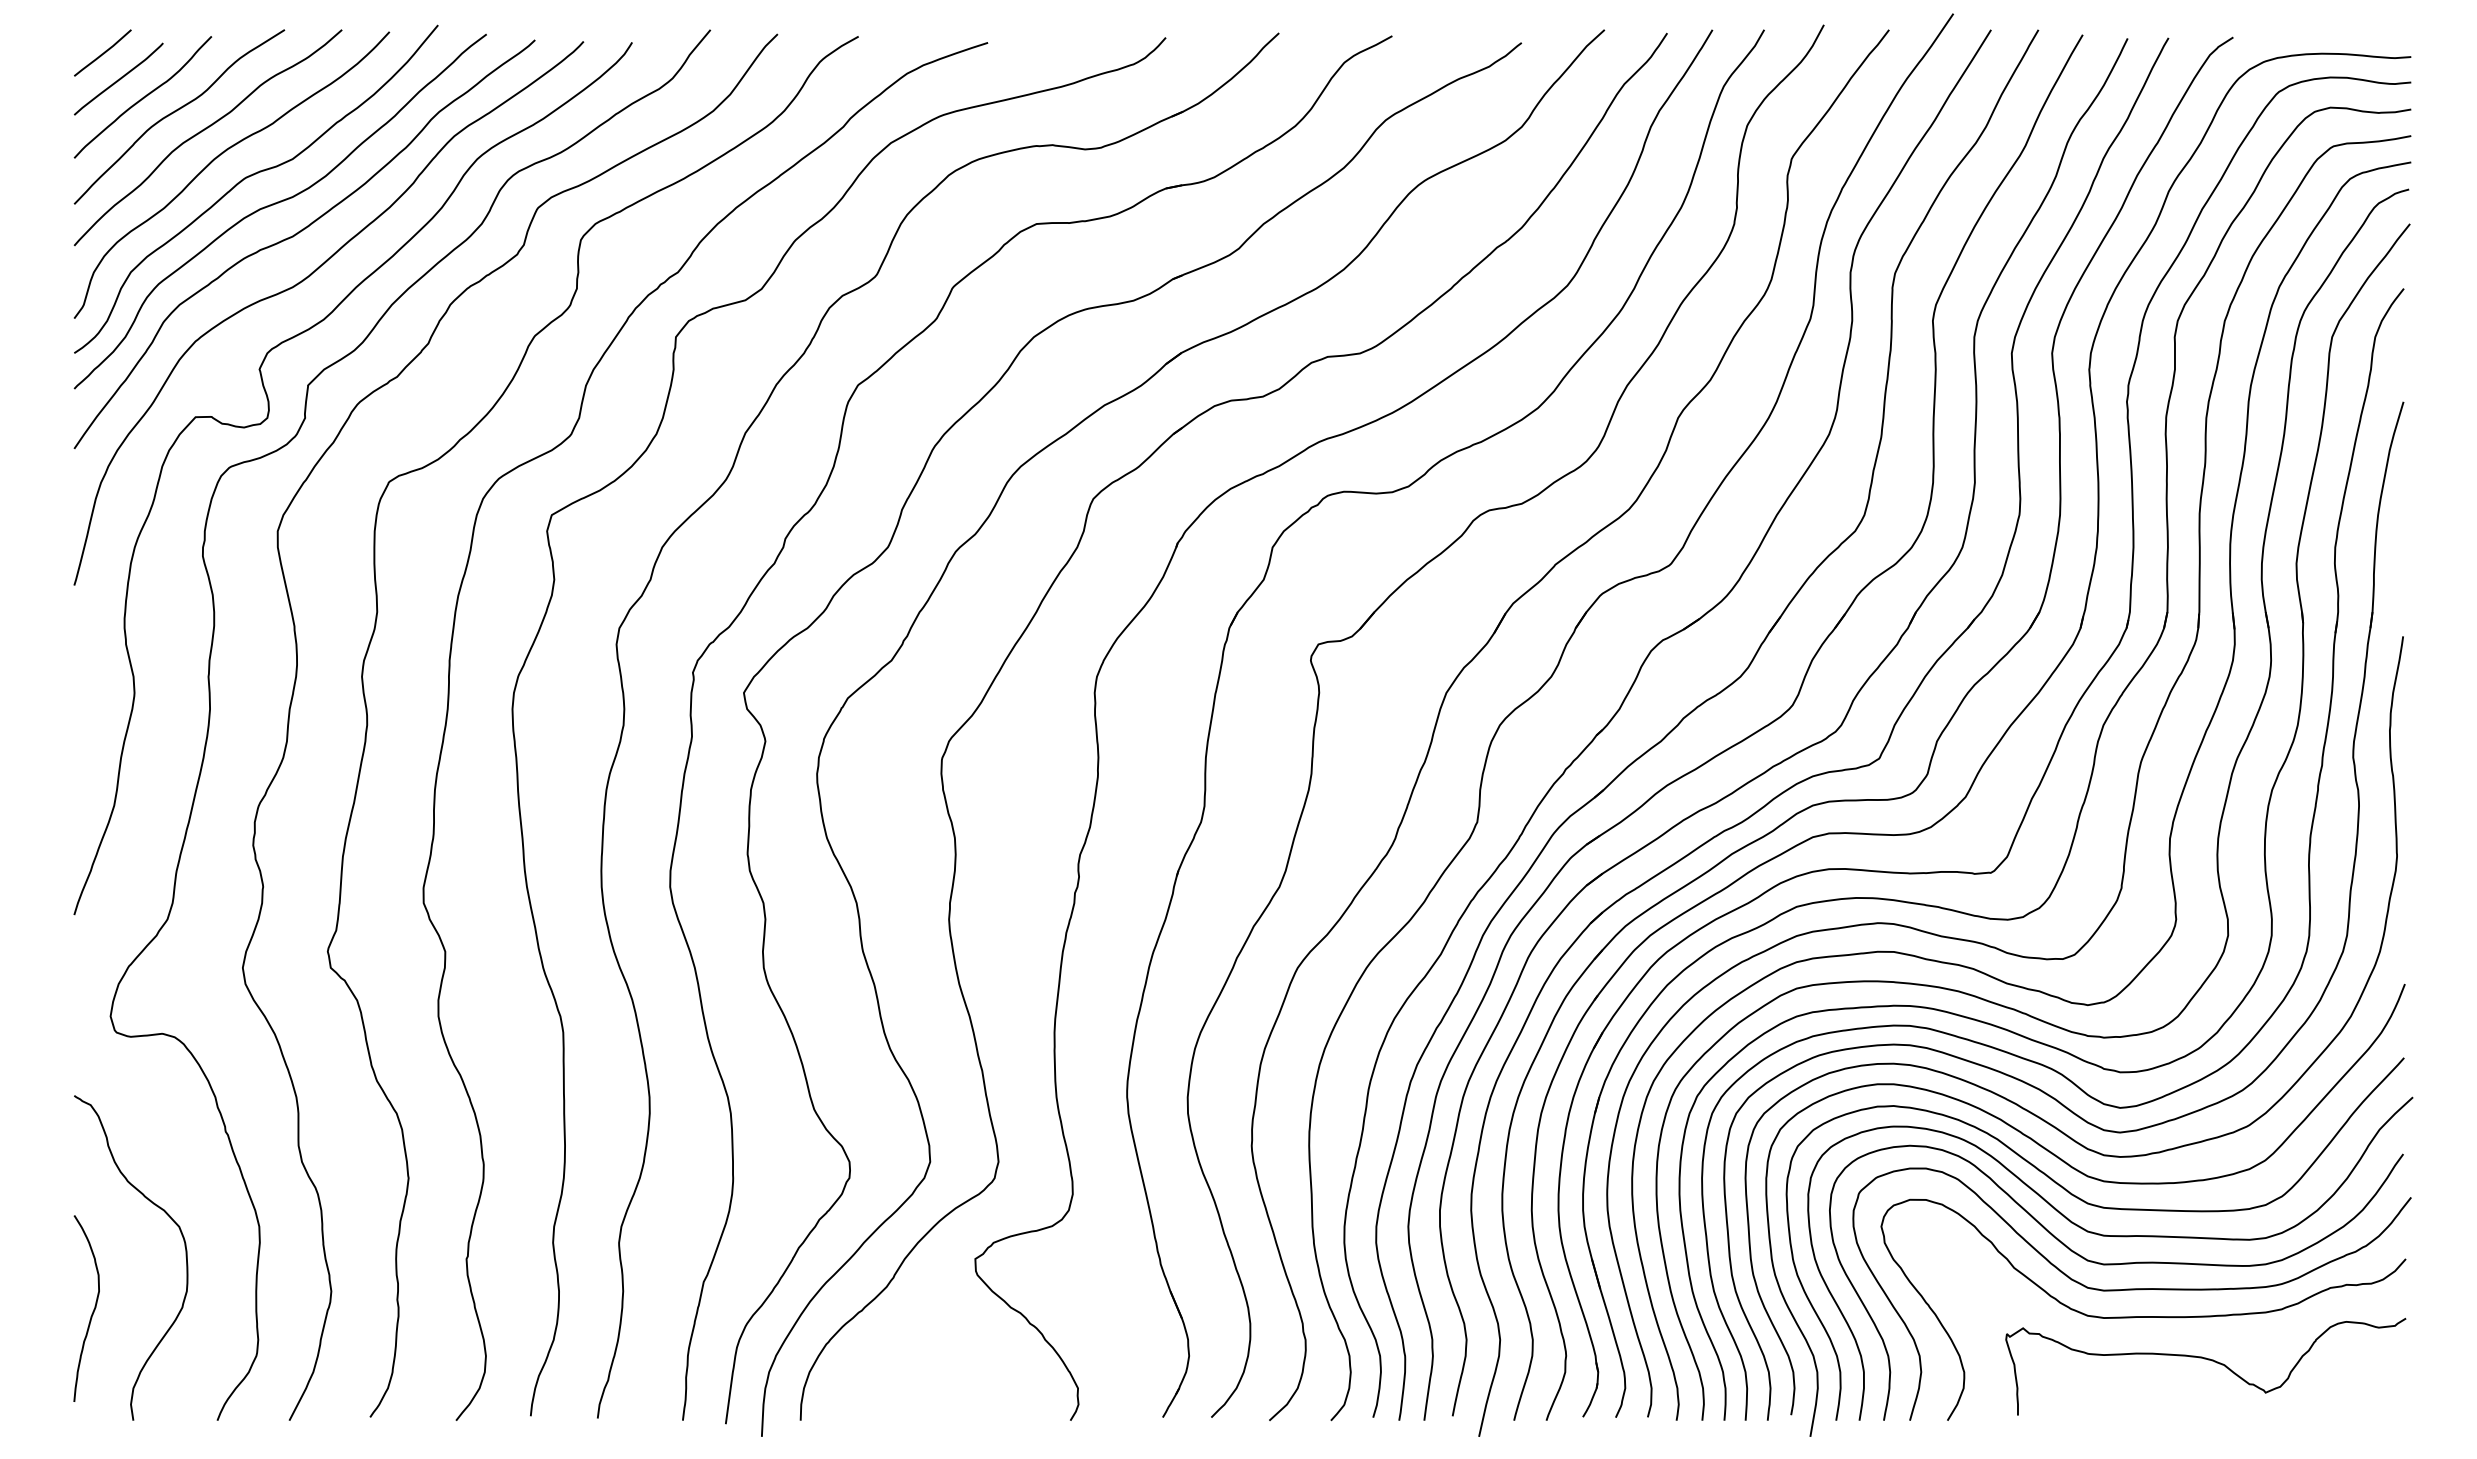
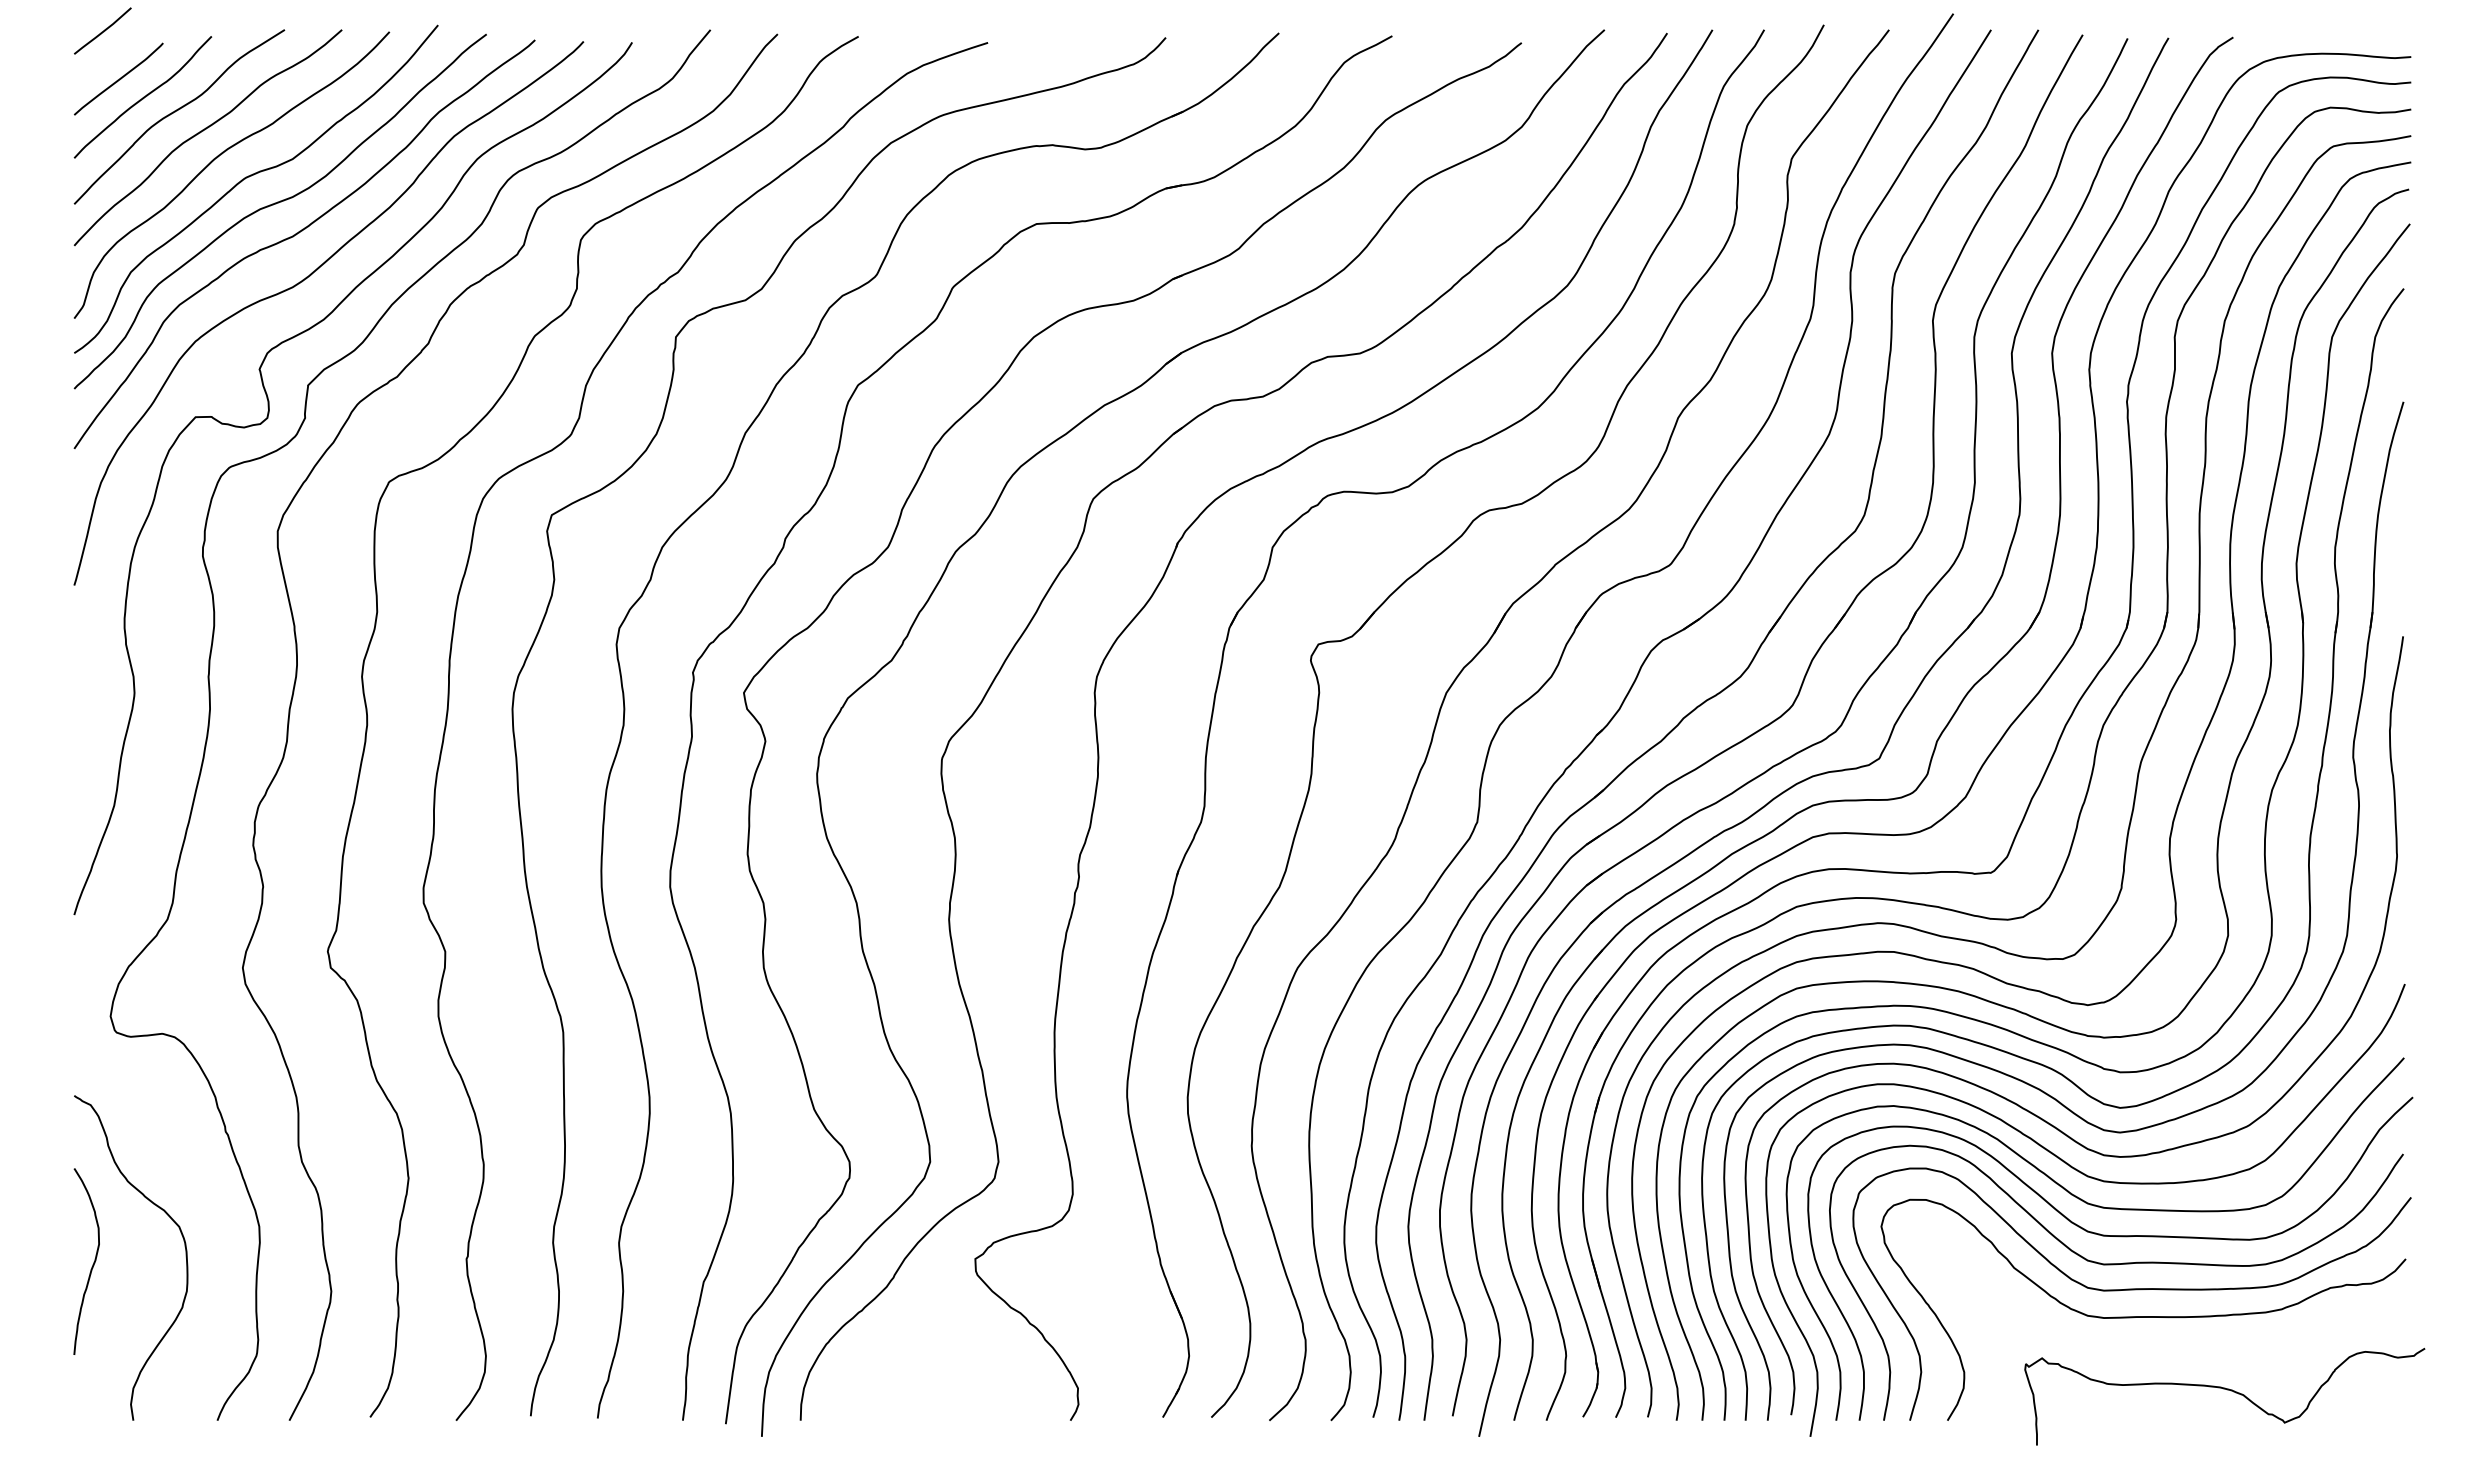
line position: (103, 52) -> (103, 30) (103, 30)
curve position: (92, 1311) -> (92, 1264) (92, 1264)
curve position: (2208, 1360) -> (2227, 1390) (2227, 1390)
